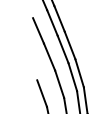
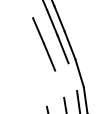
line: present -> none (72, 77)
line: present -> none (59, 83)
line: present -> none (41, 93)
